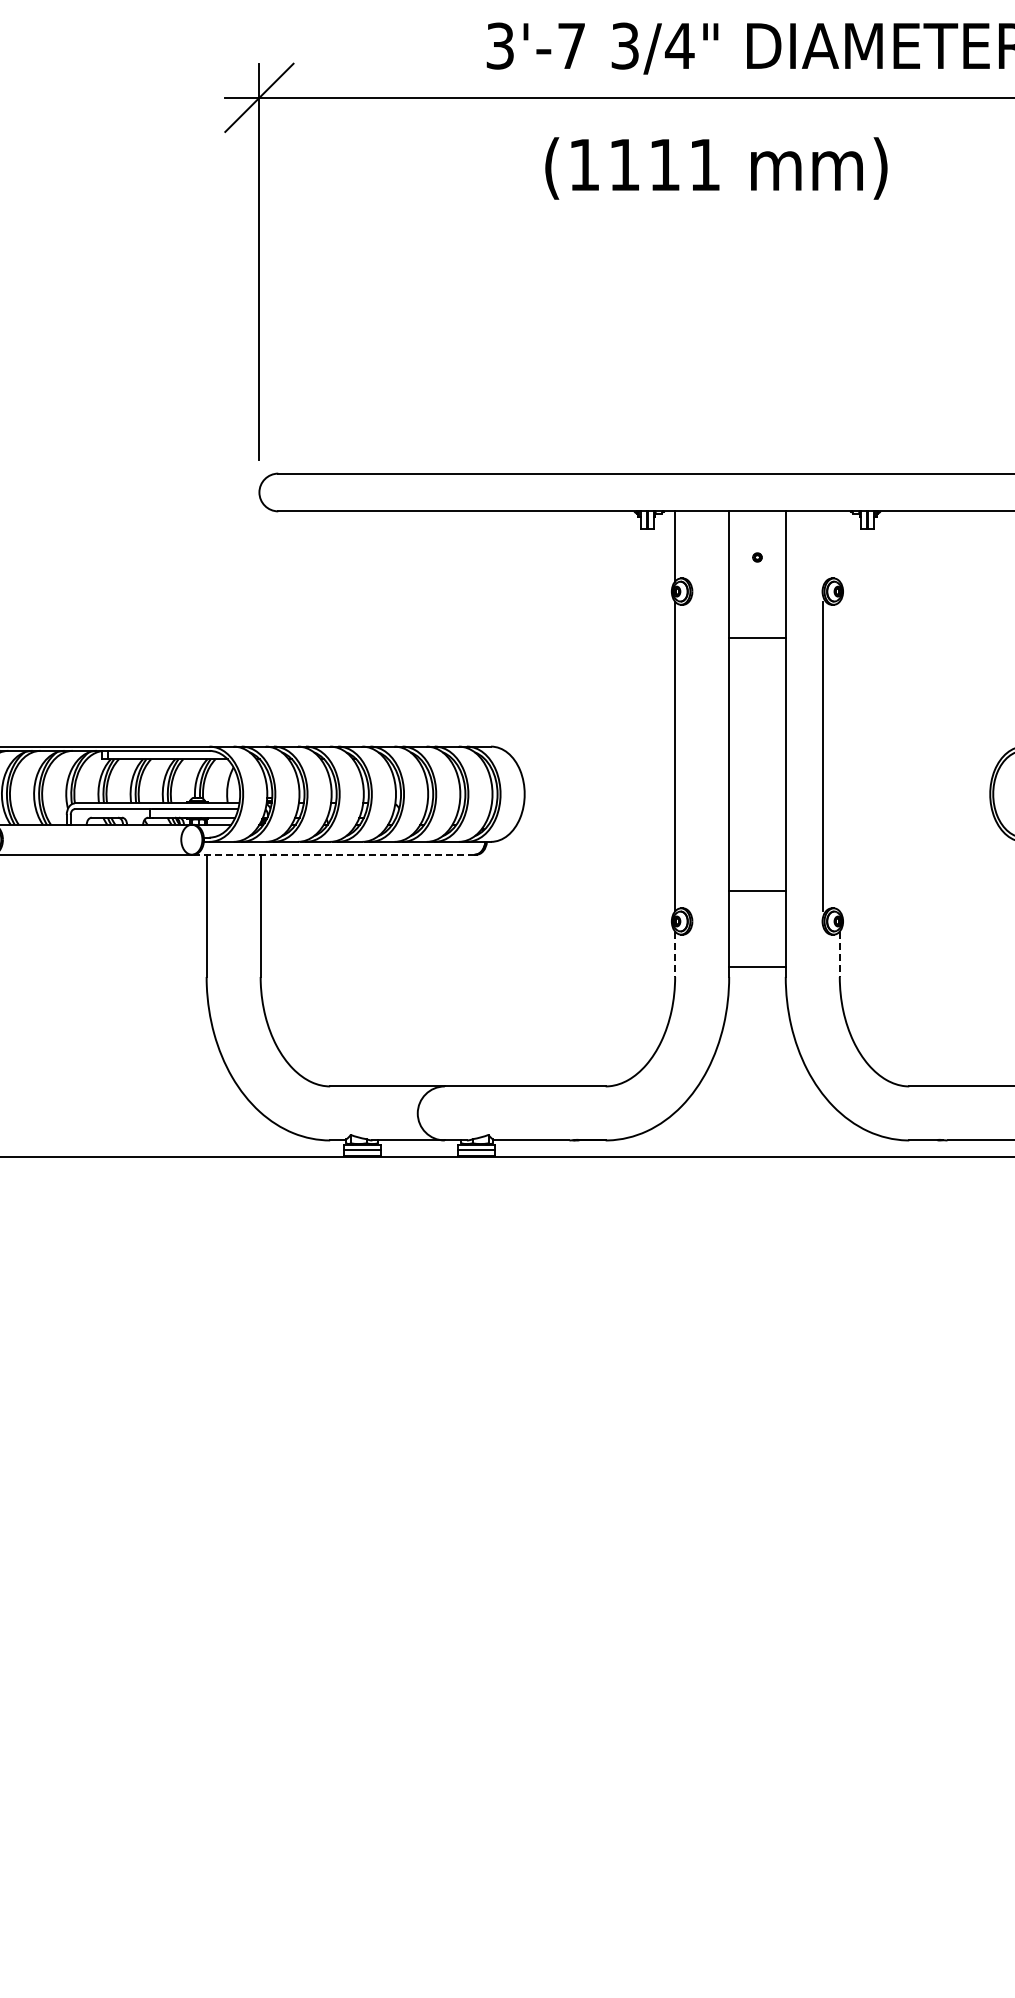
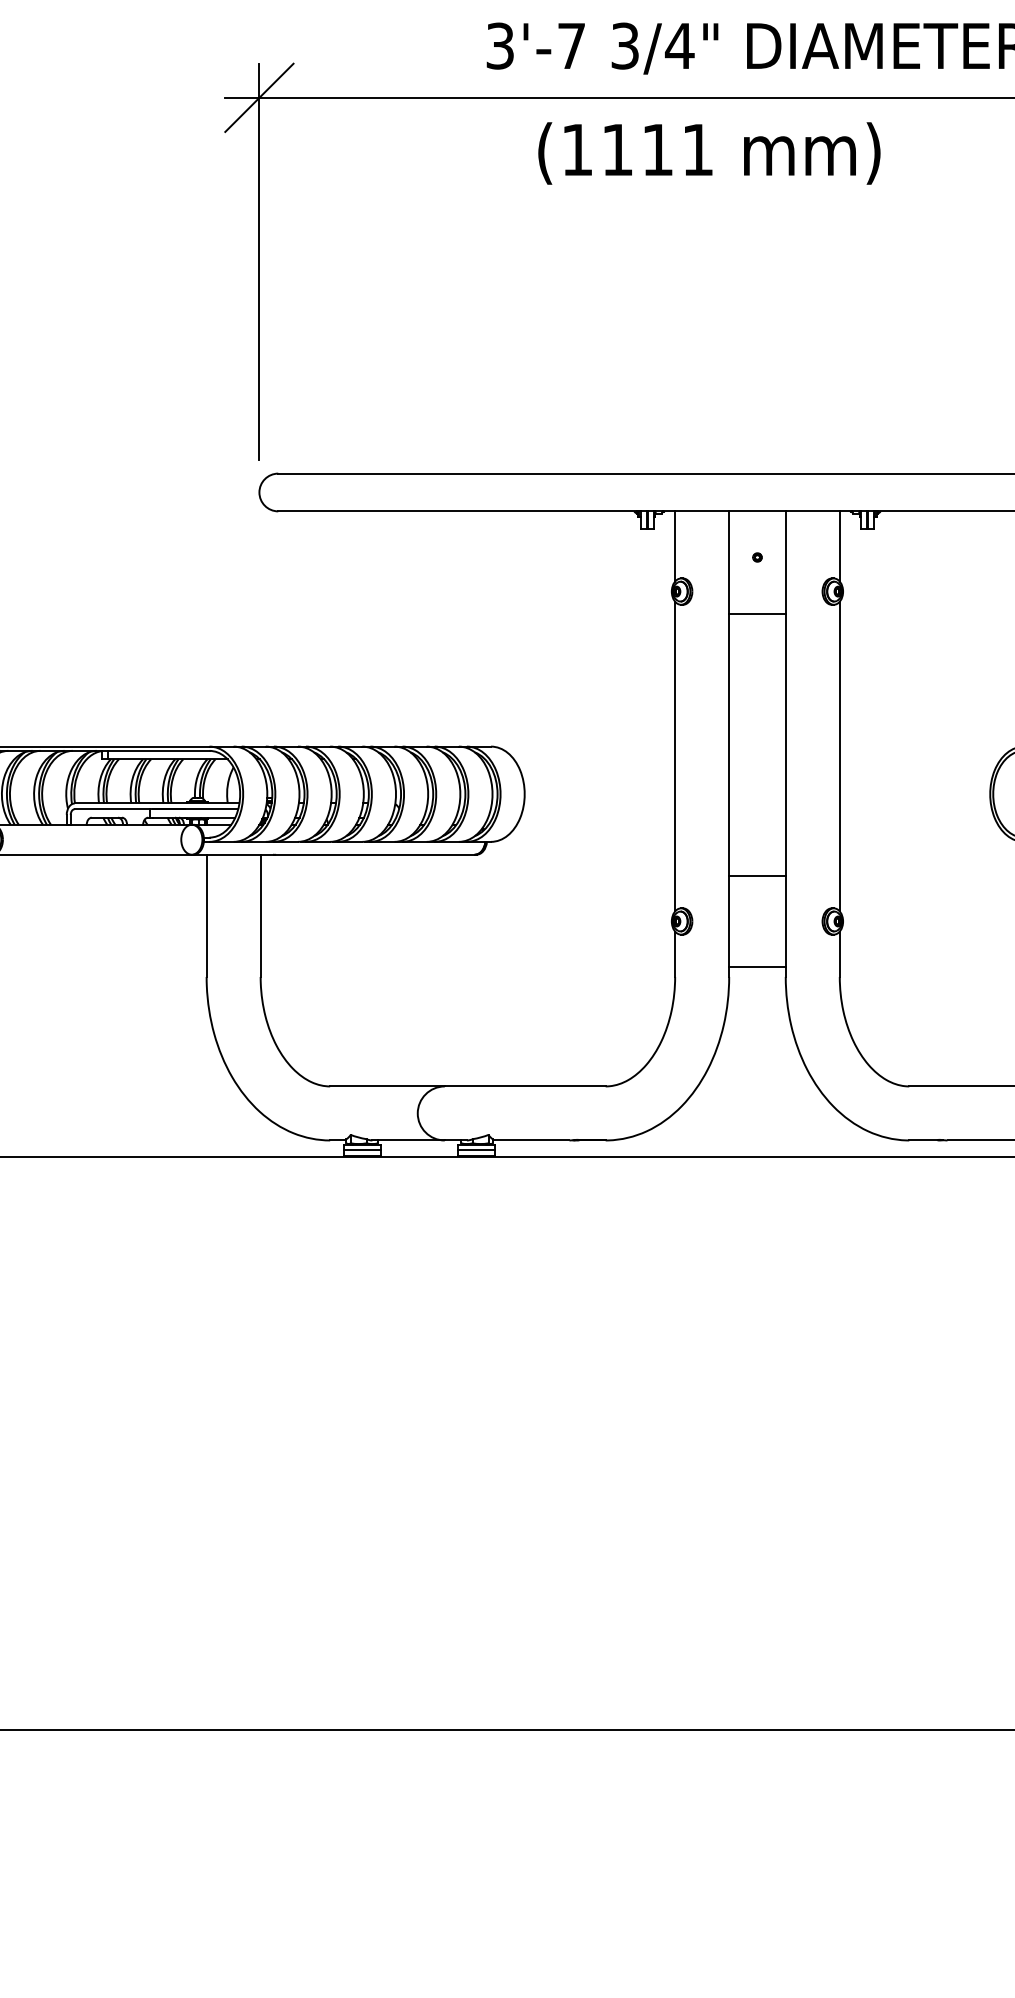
text position: (716, 168) -> (709, 153) (709, 153)
line: none -> present (839, 546)
line position: (757, 638) -> (757, 614) (757, 614)
line position: (822, 756) -> (839, 756) (839, 756)
line: dashed -> solid (334, 854)
line position: (757, 891) -> (757, 876) (757, 876)
line: dashed -> solid (675, 954)
line: dashed -> solid (839, 954)
line: none -> present (506, 1730)
